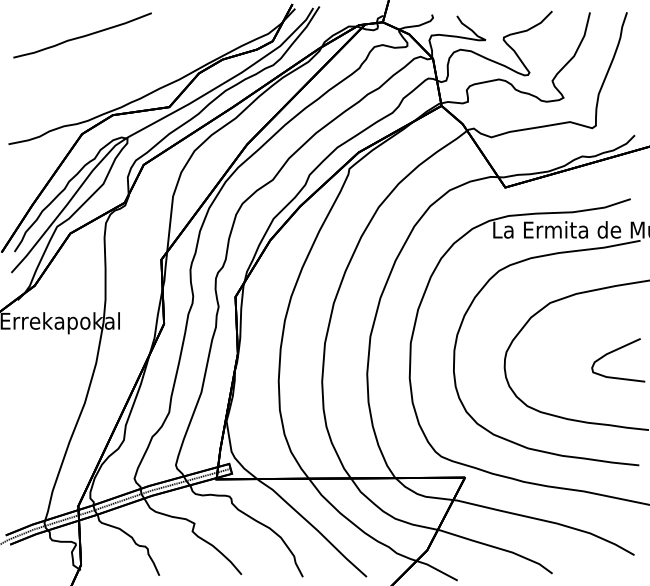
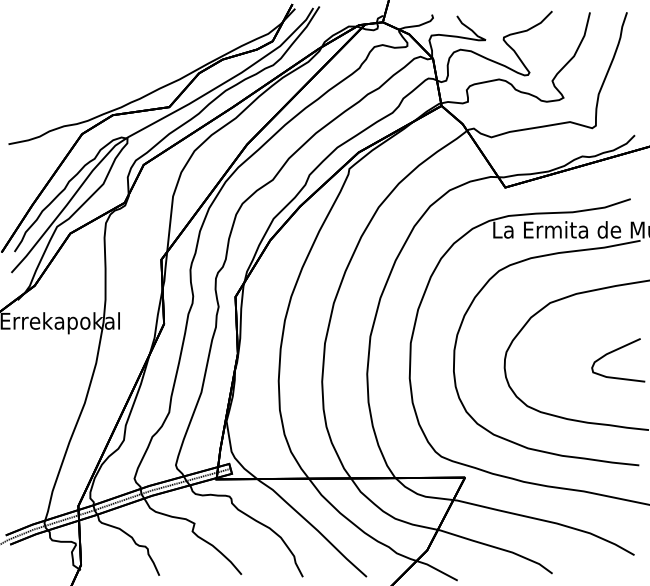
curve: present -> none (82, 35)
